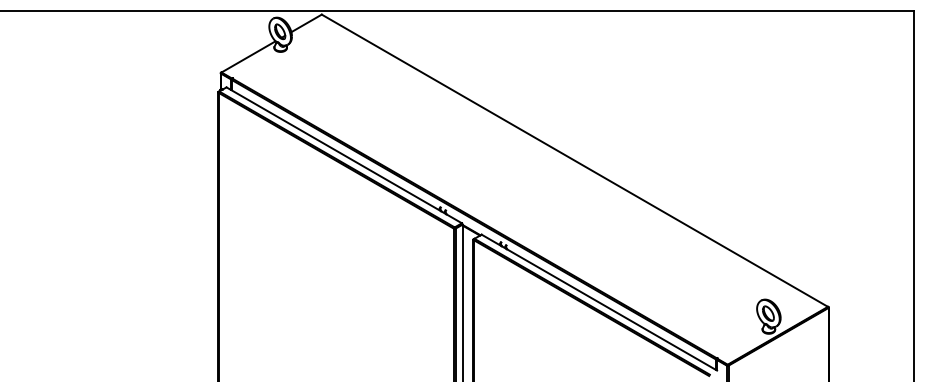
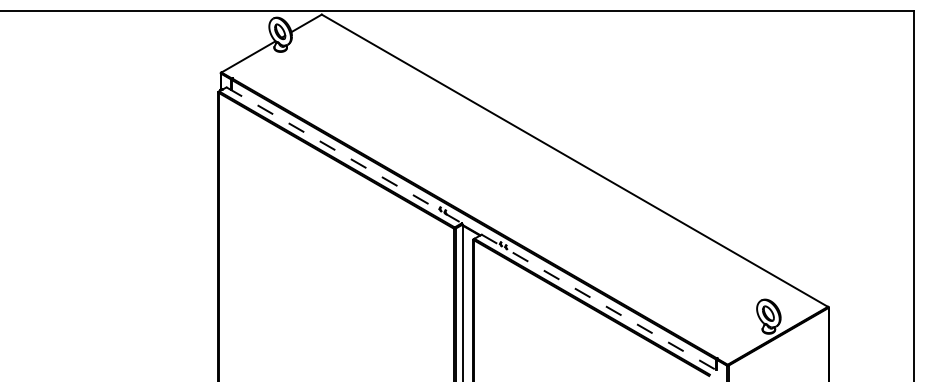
line: solid -> dashed (344, 155)
line: solid -> dashed (599, 302)
